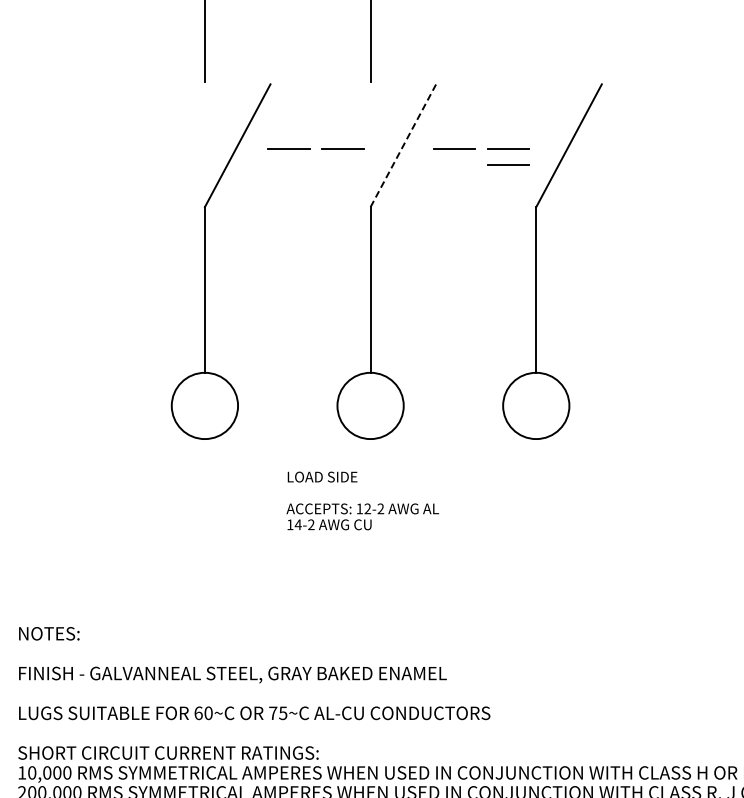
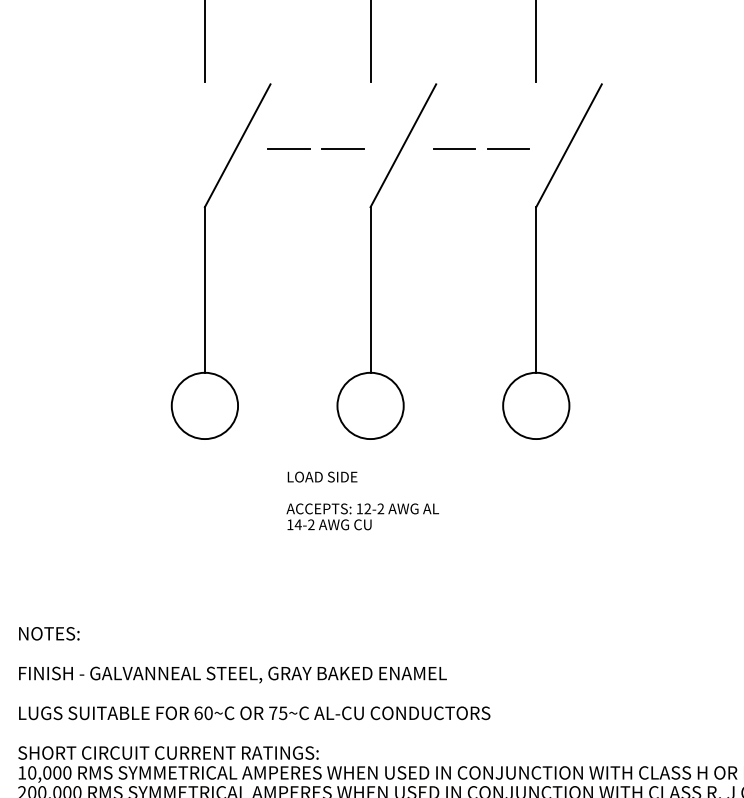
line: none -> present (536, 41)
line: dashed -> solid (403, 145)
line: present -> none (508, 164)
